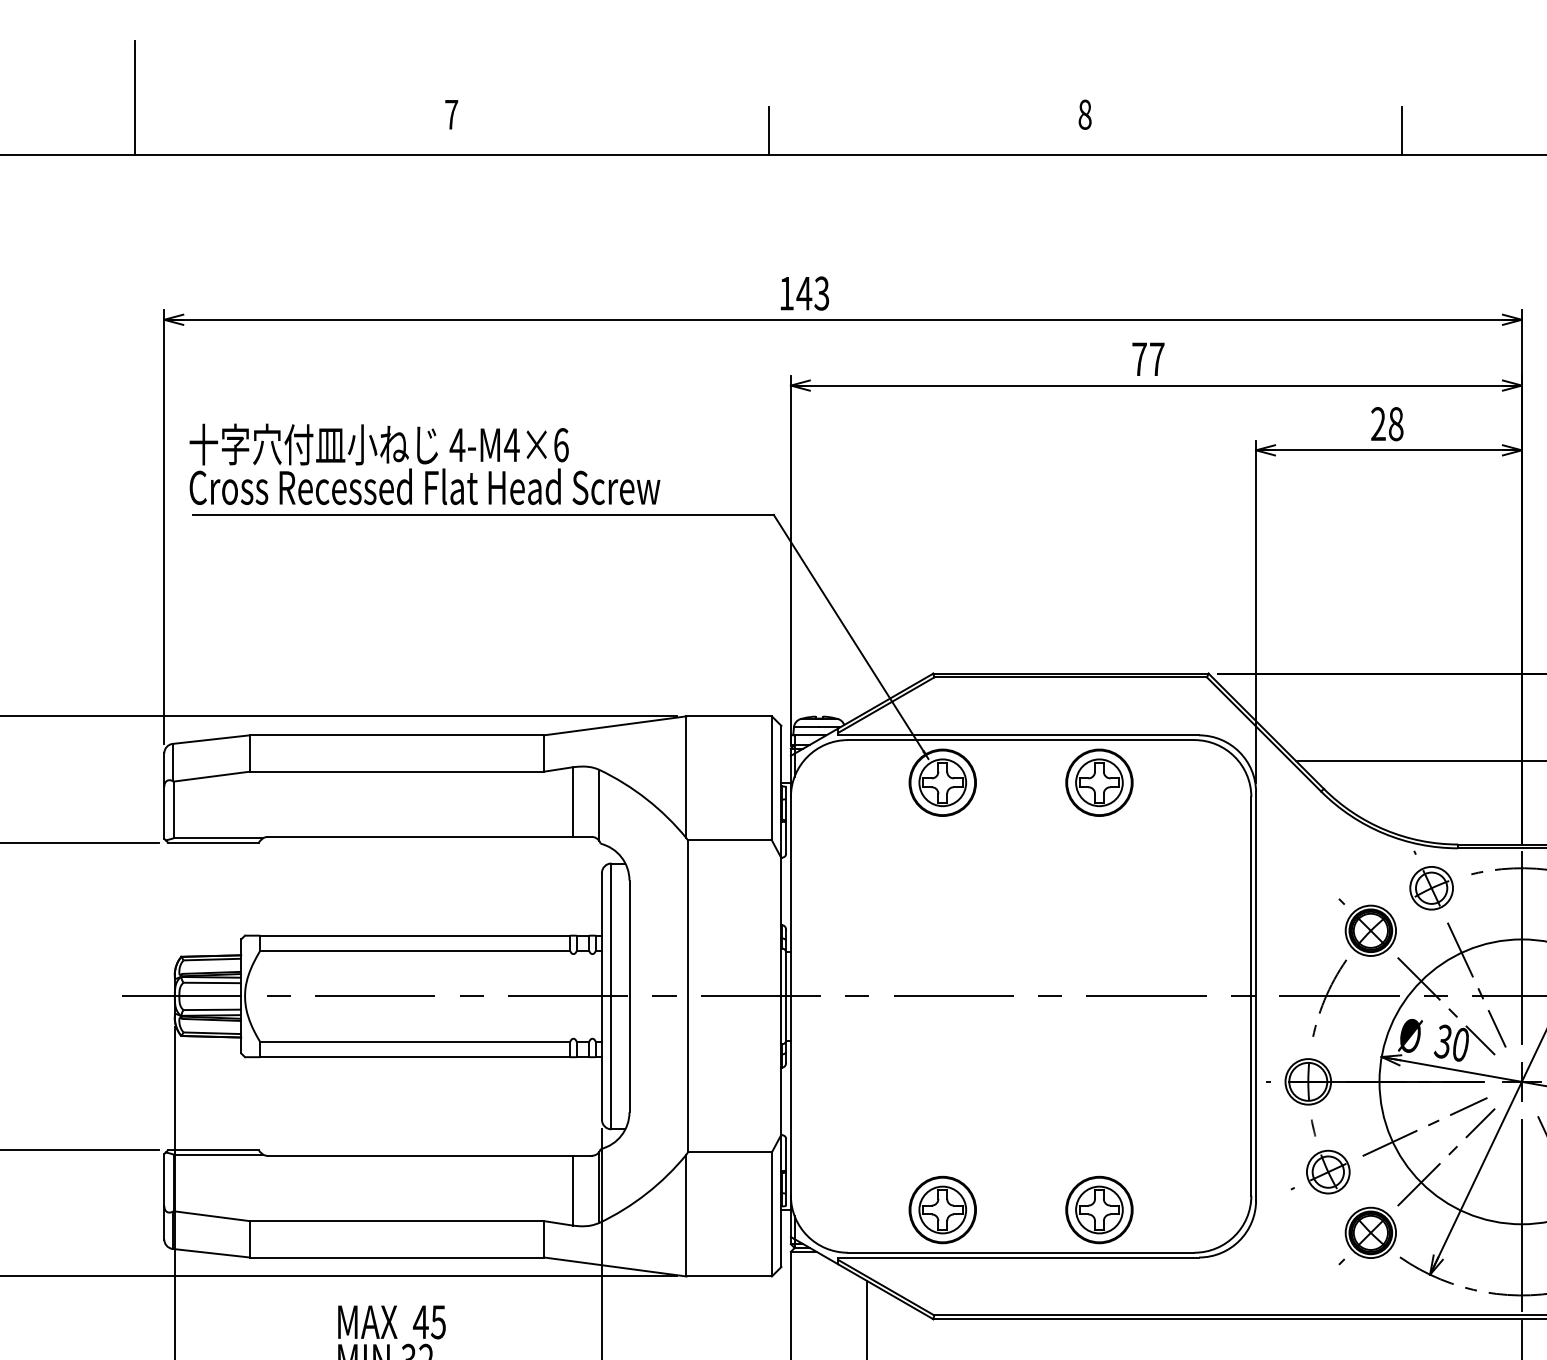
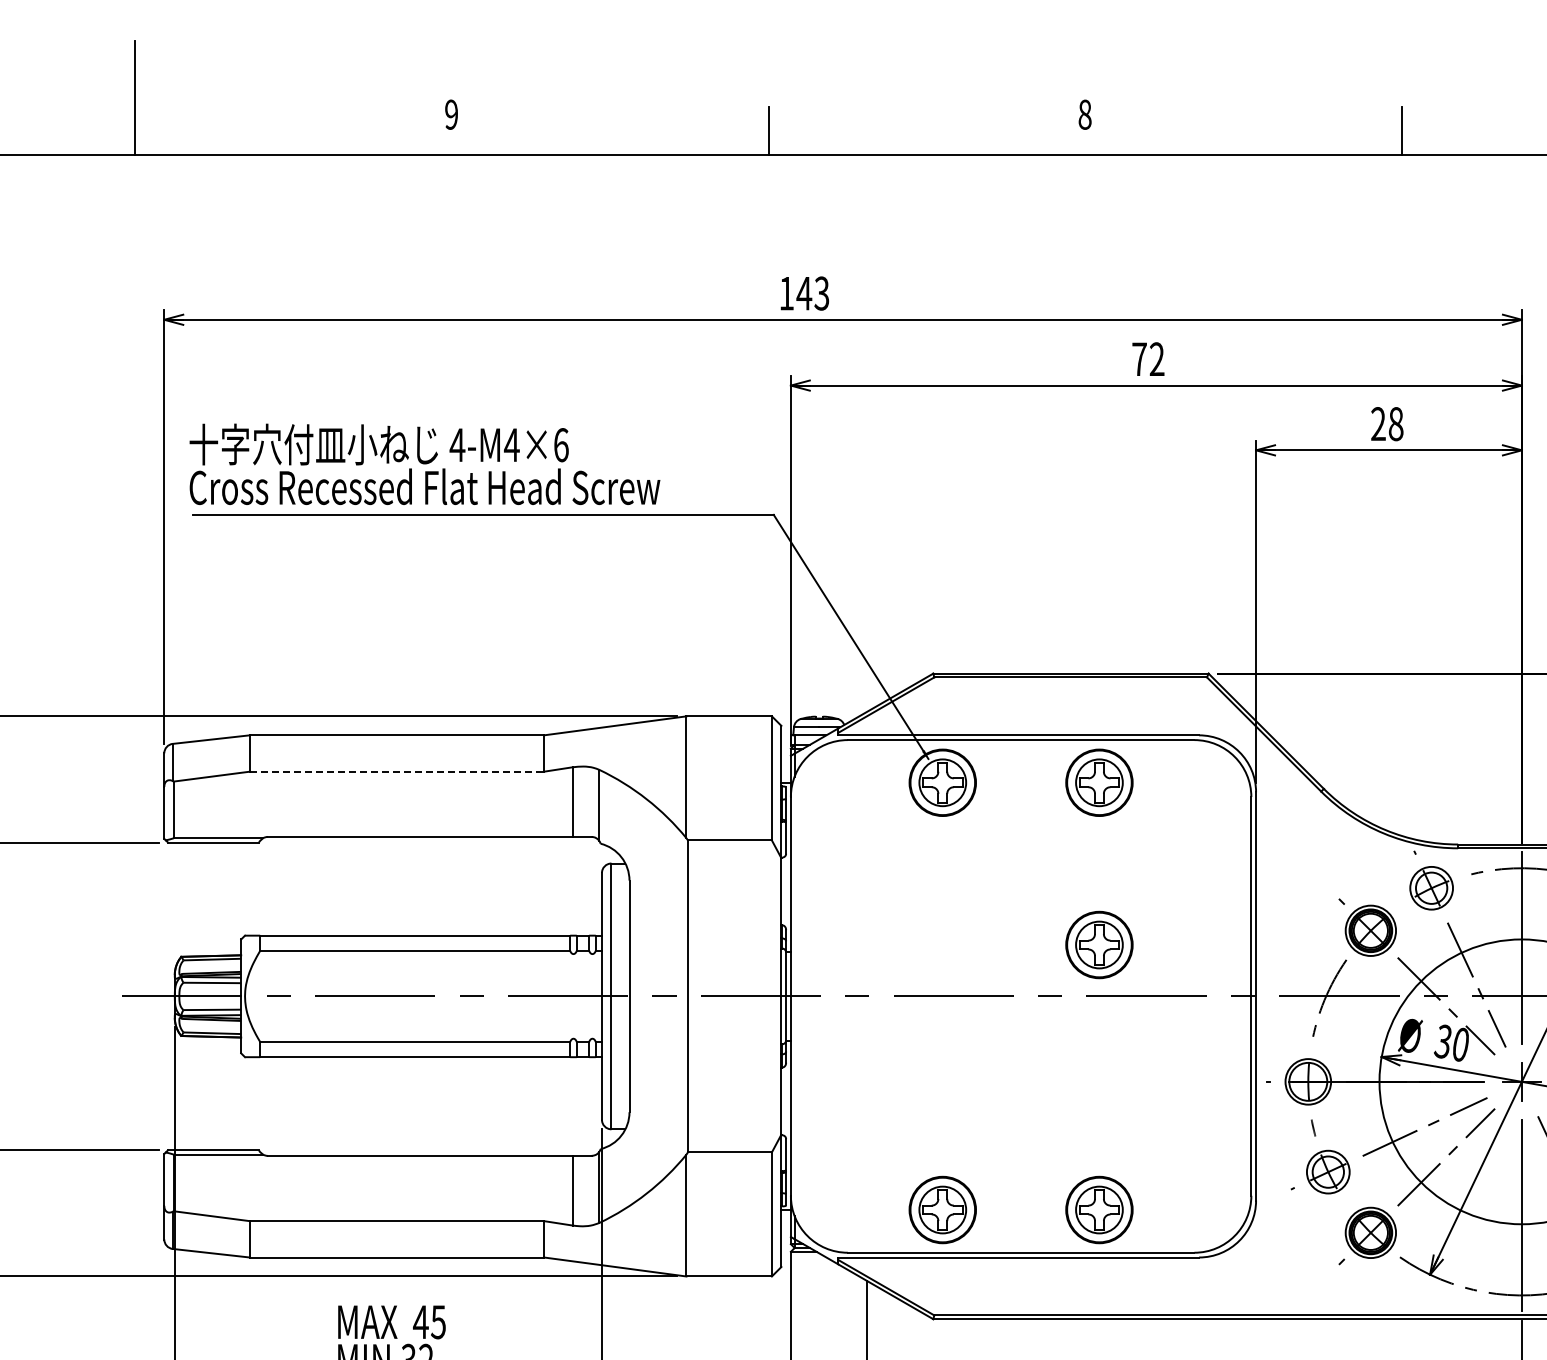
text: 7 -> 9 (451, 114)
text: 77 -> 72 (1156, 358)
line: present -> none (1419, 761)
line: solid -> dashed (397, 771)
part: none -> present (1099, 944)
